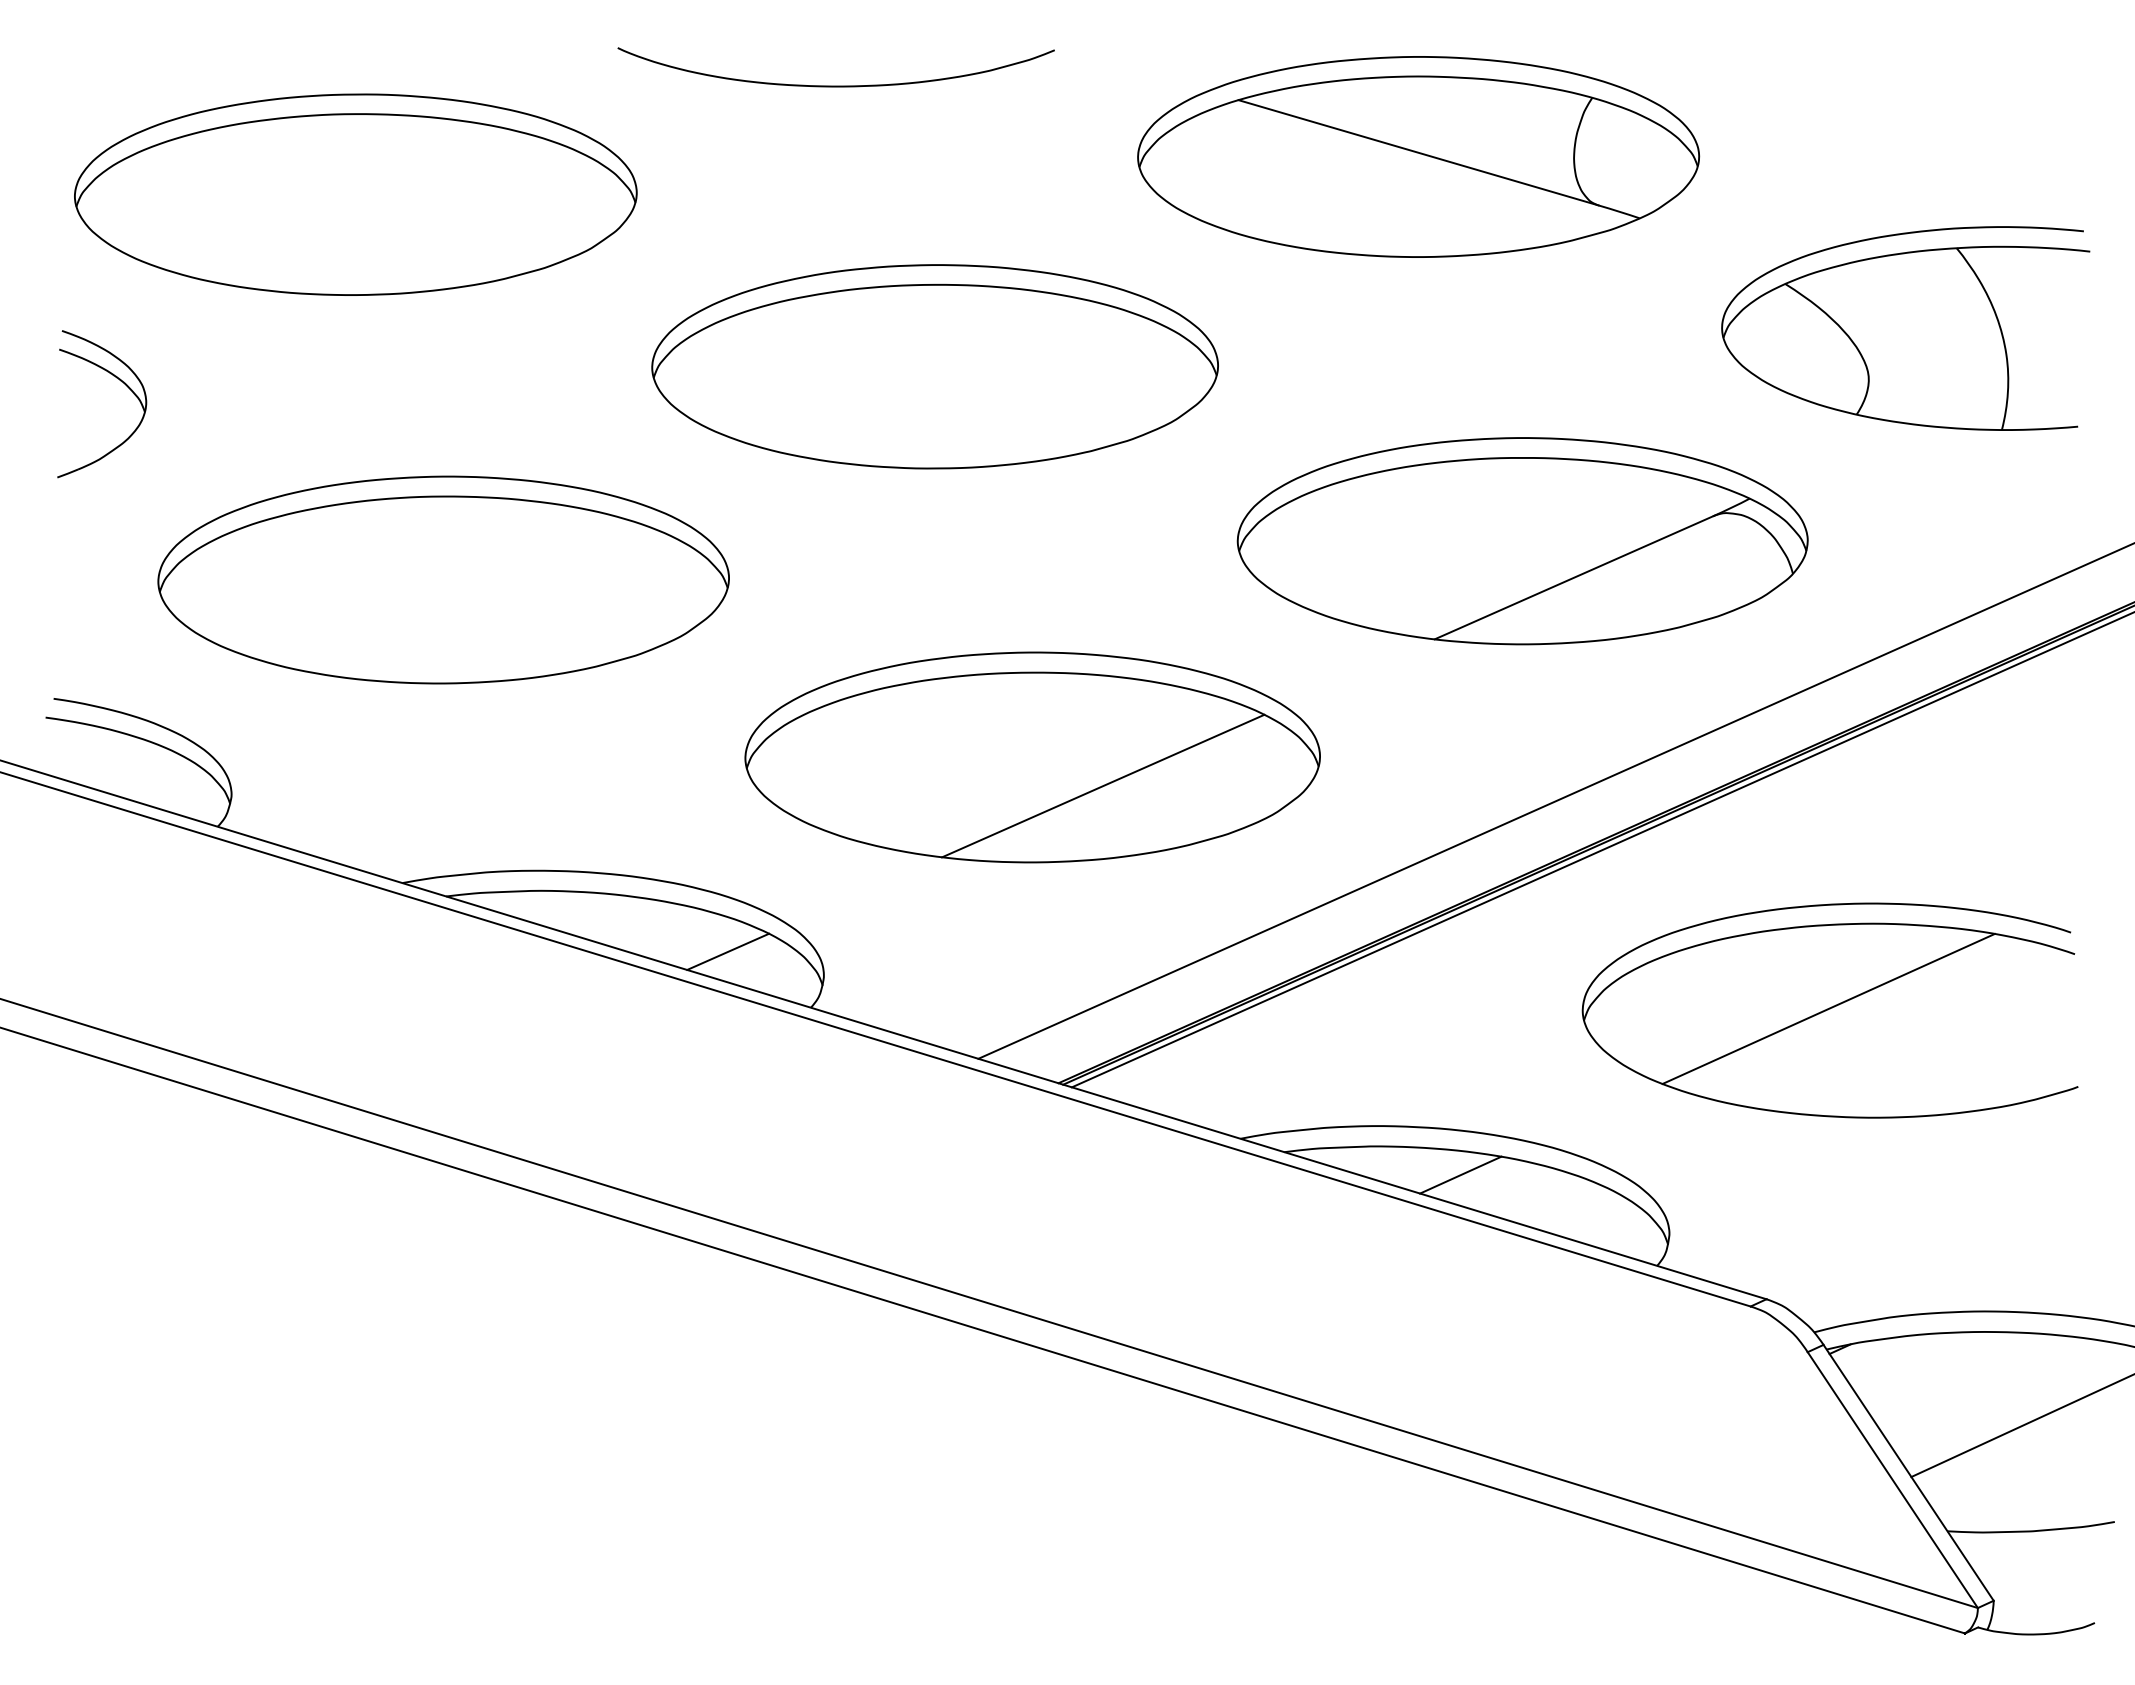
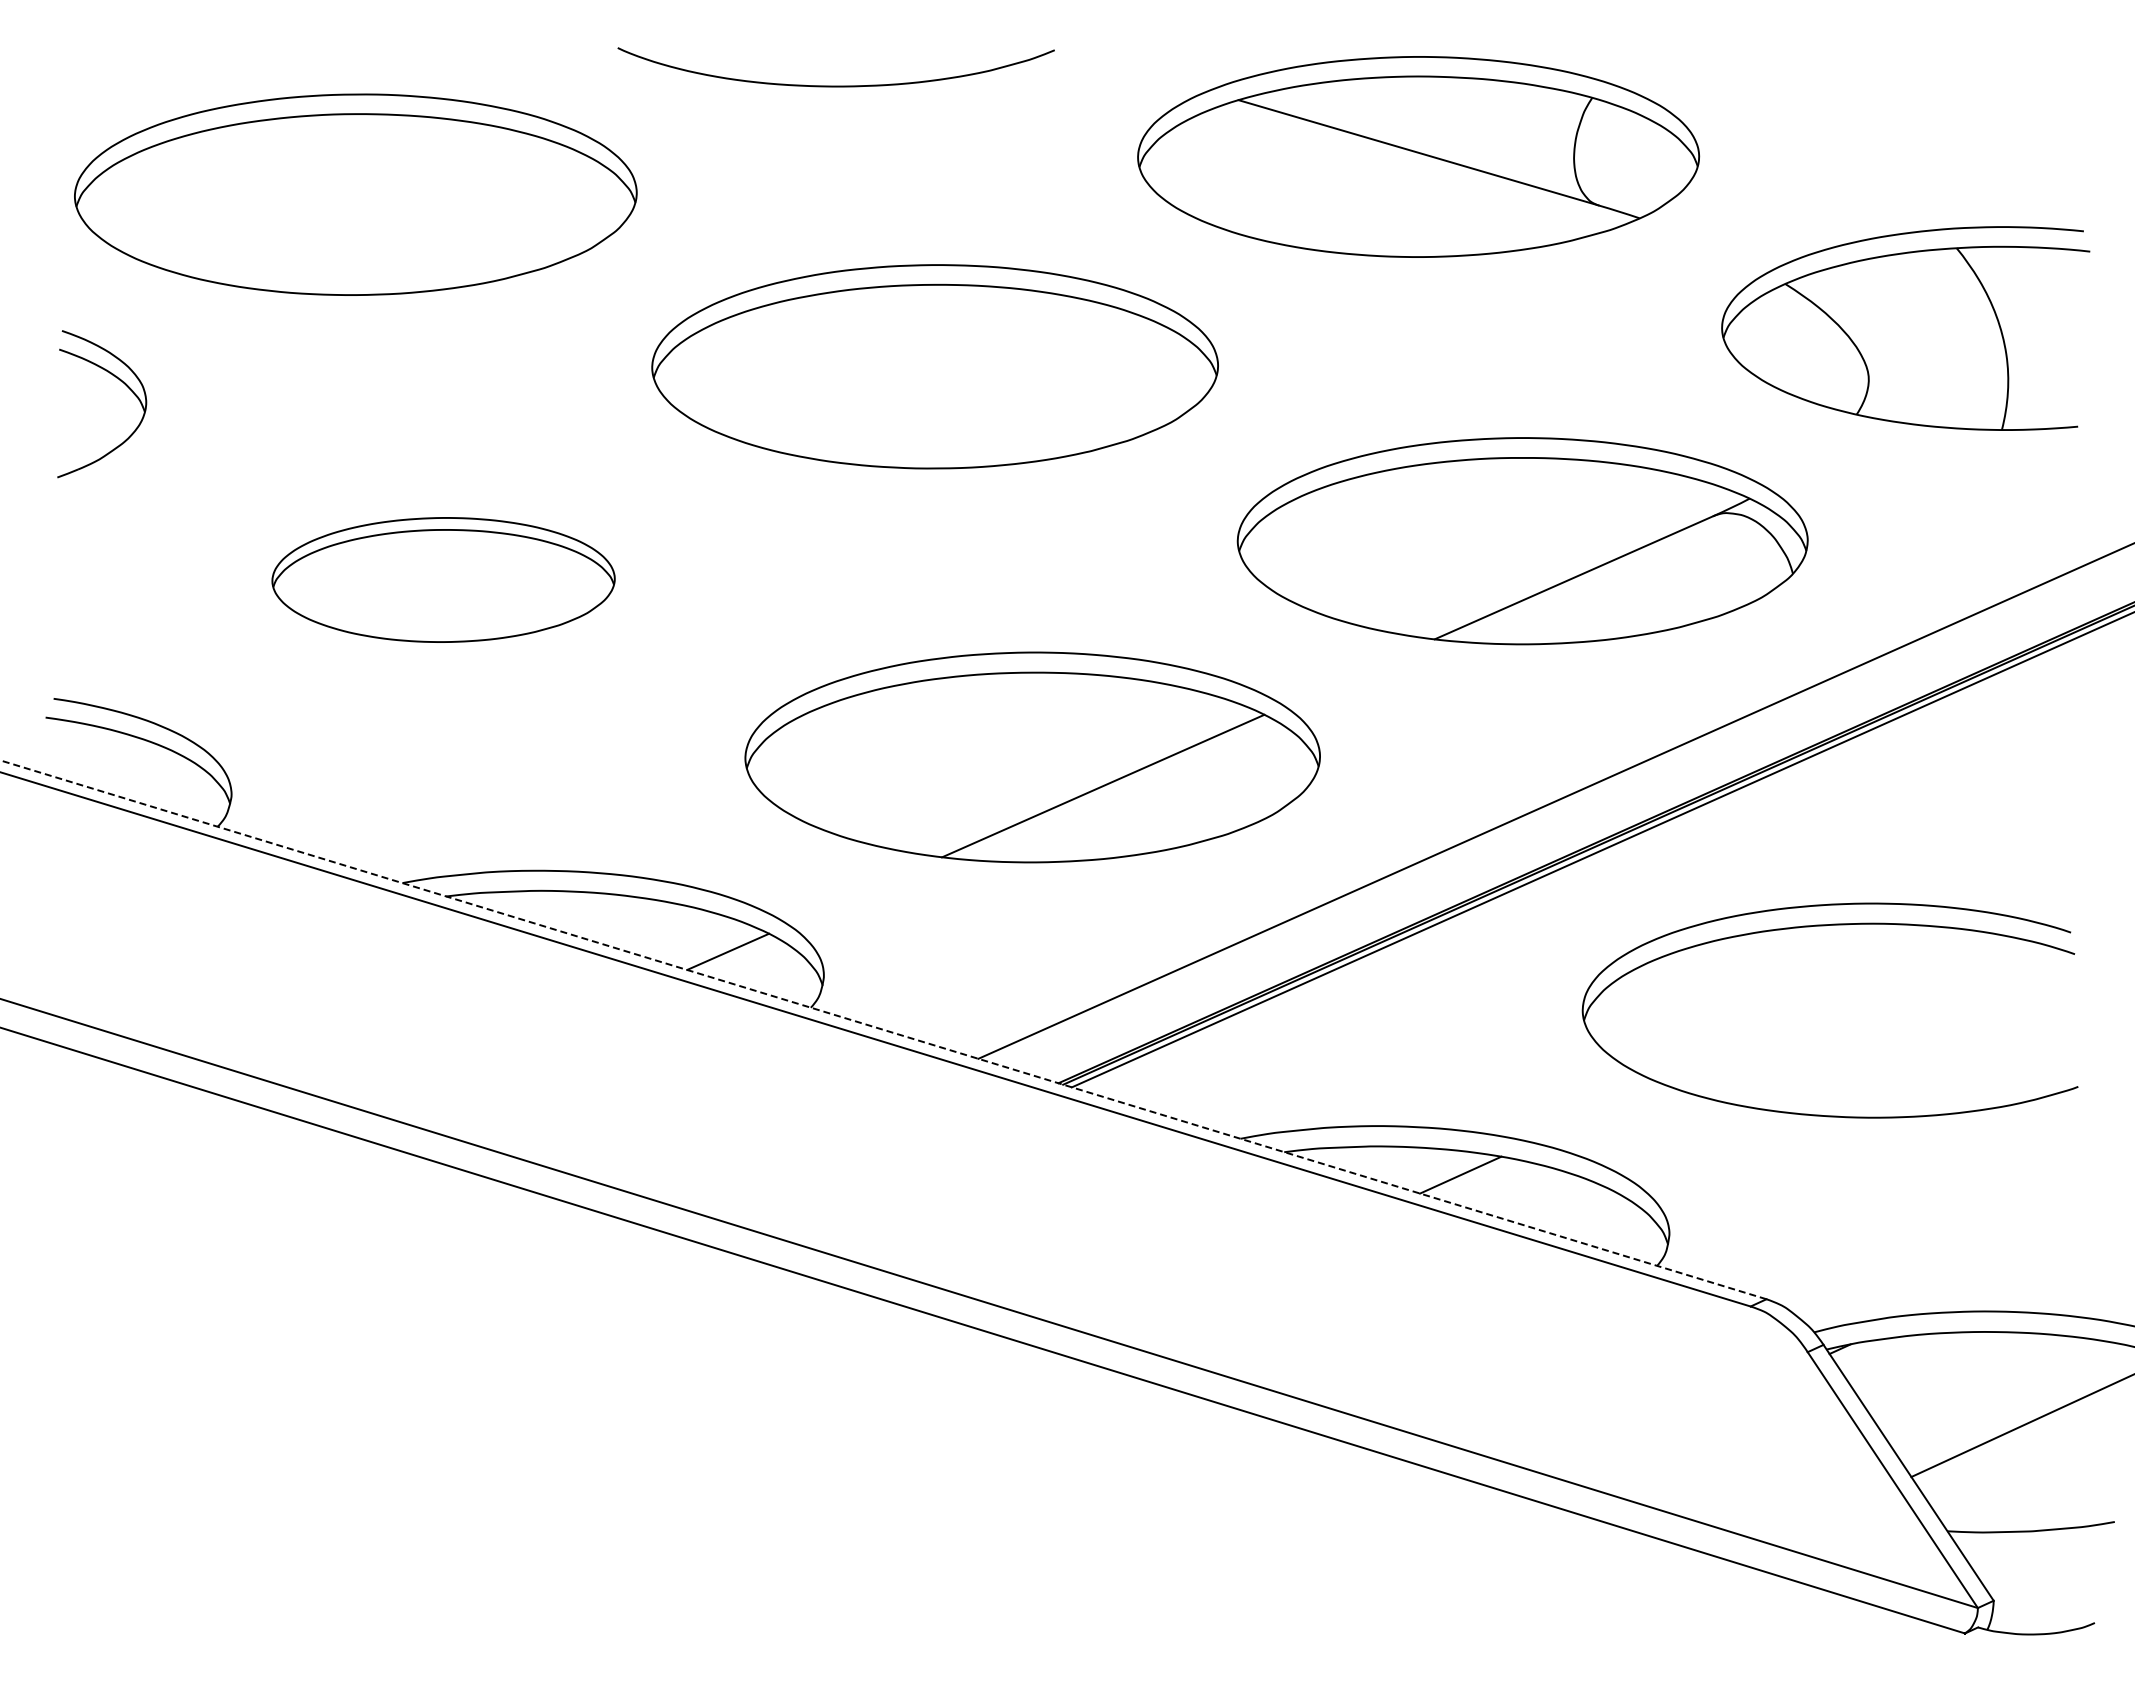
part size: 573x210 px -> 345x126 px (443, 579)
line: present -> none (1828, 1008)
line: solid -> dashed (882, 1029)
